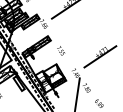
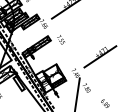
text position: (61, 50) -> (61, 39) (61, 39)
text position: (99, 103) -> (105, 103) (105, 103)
